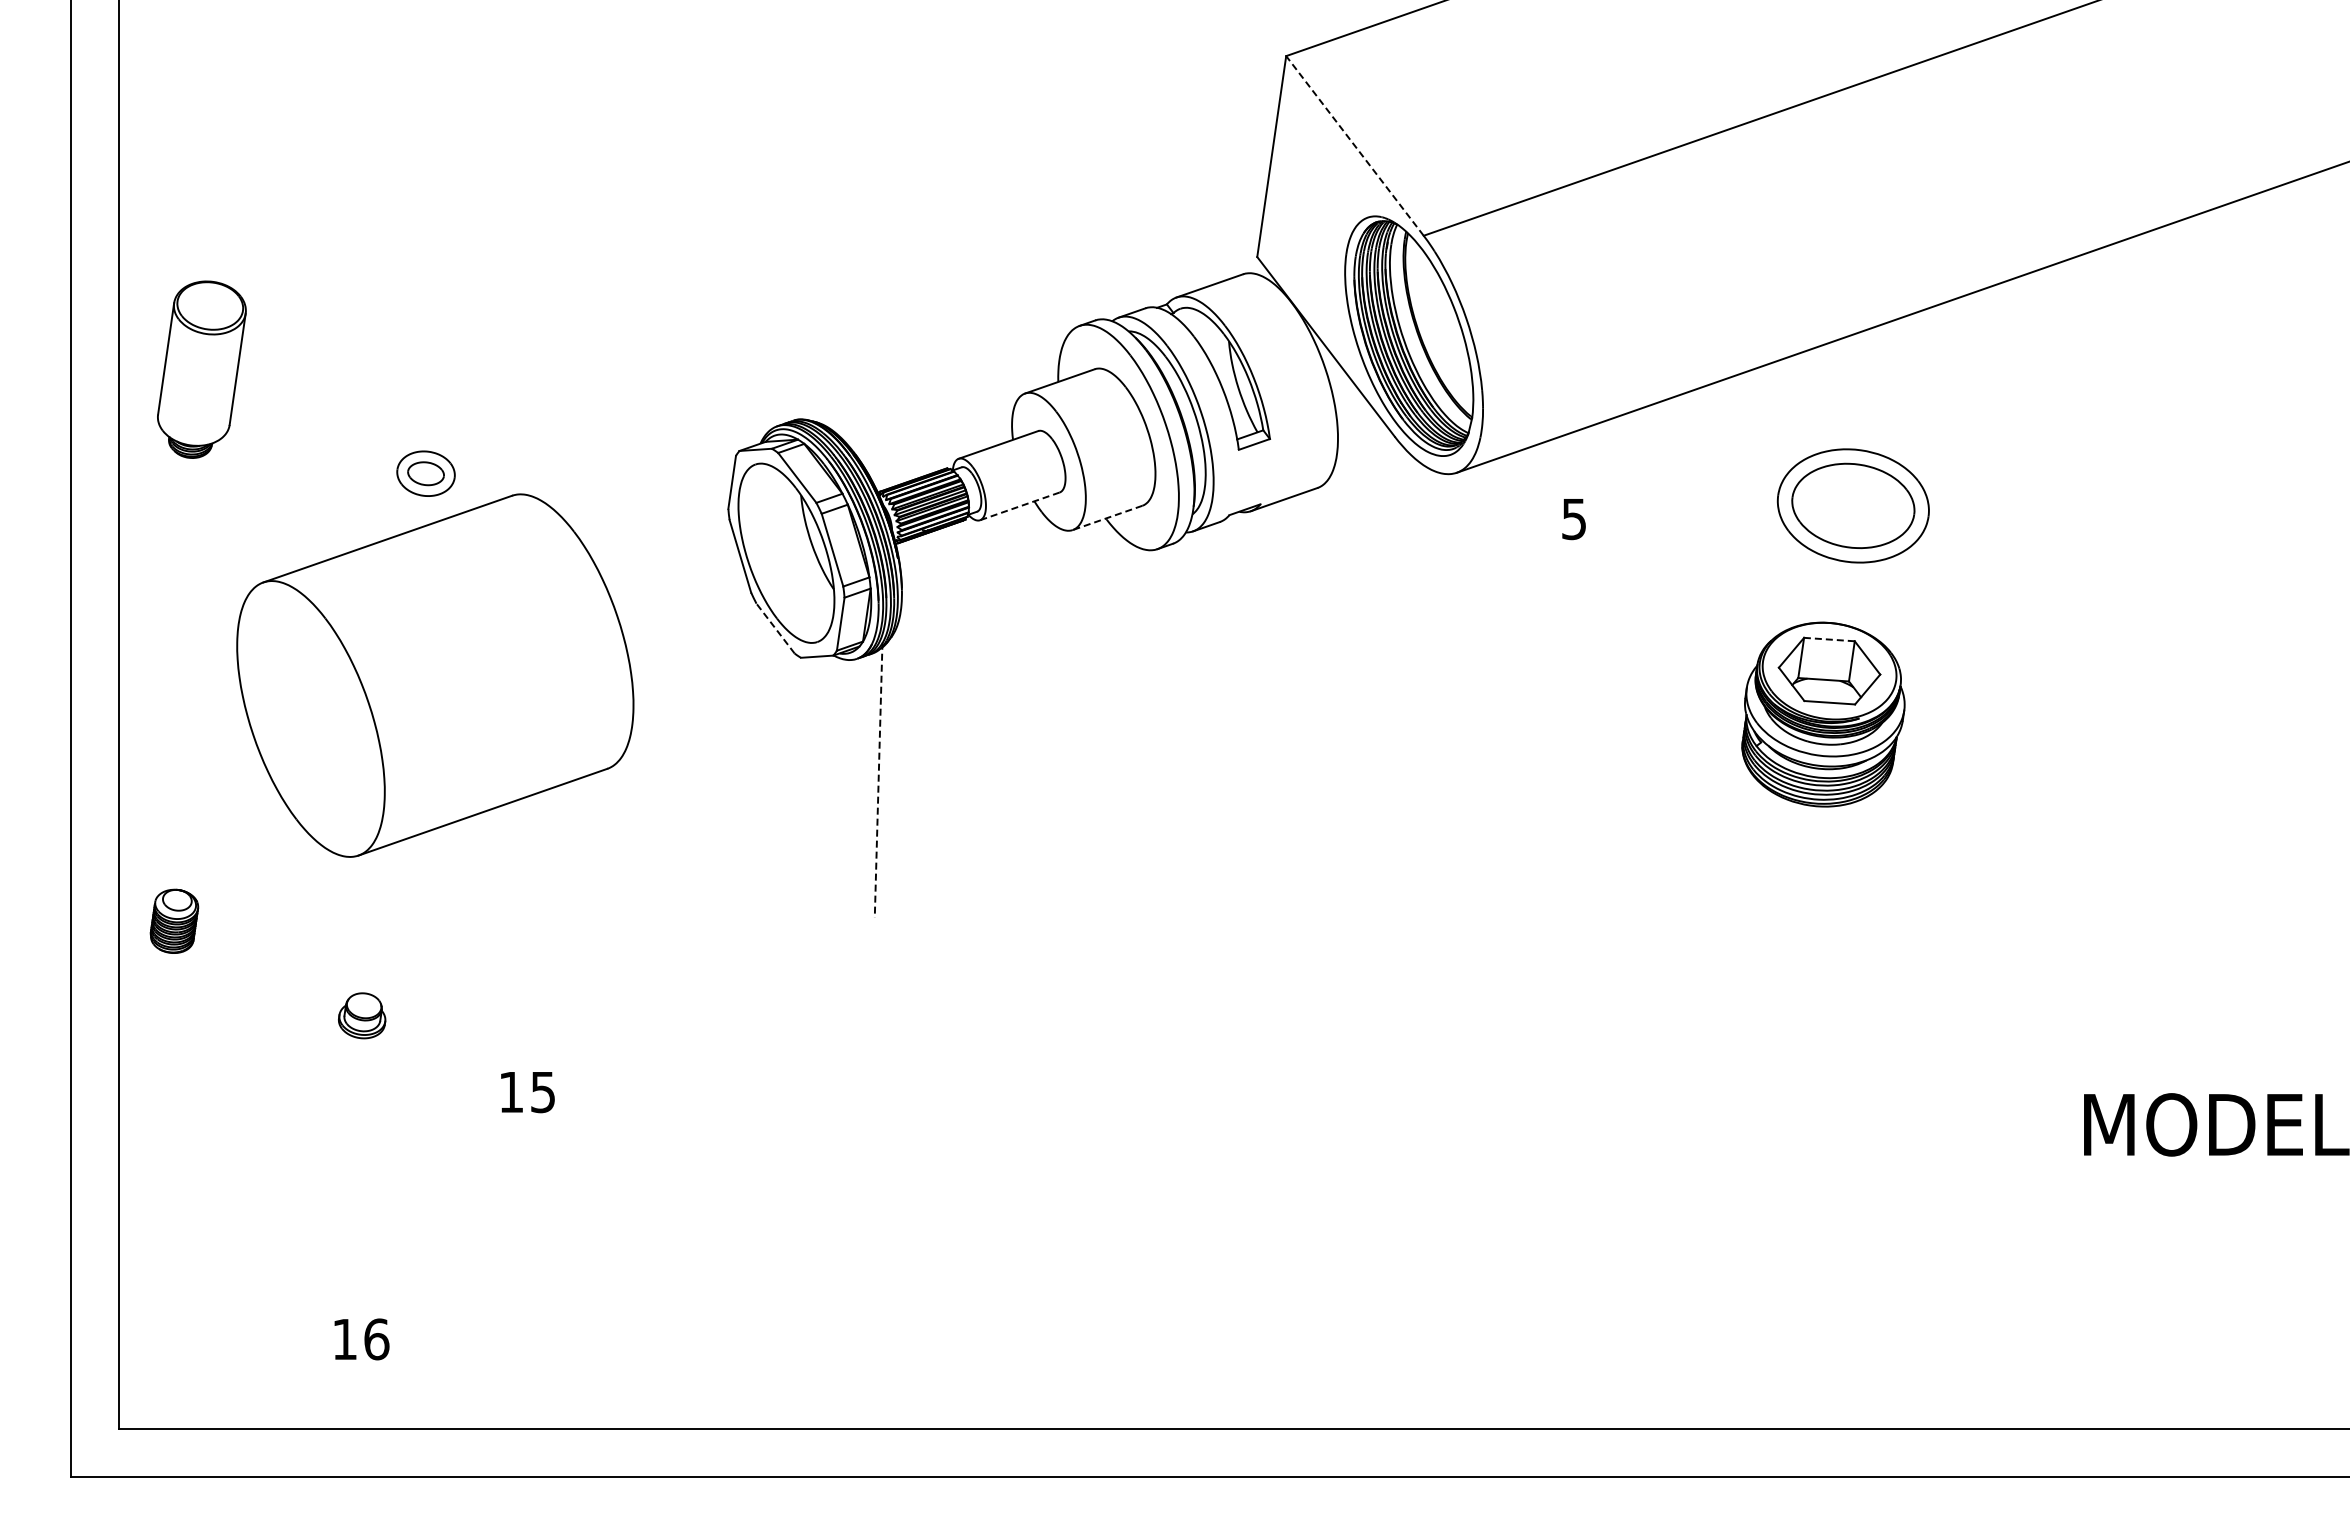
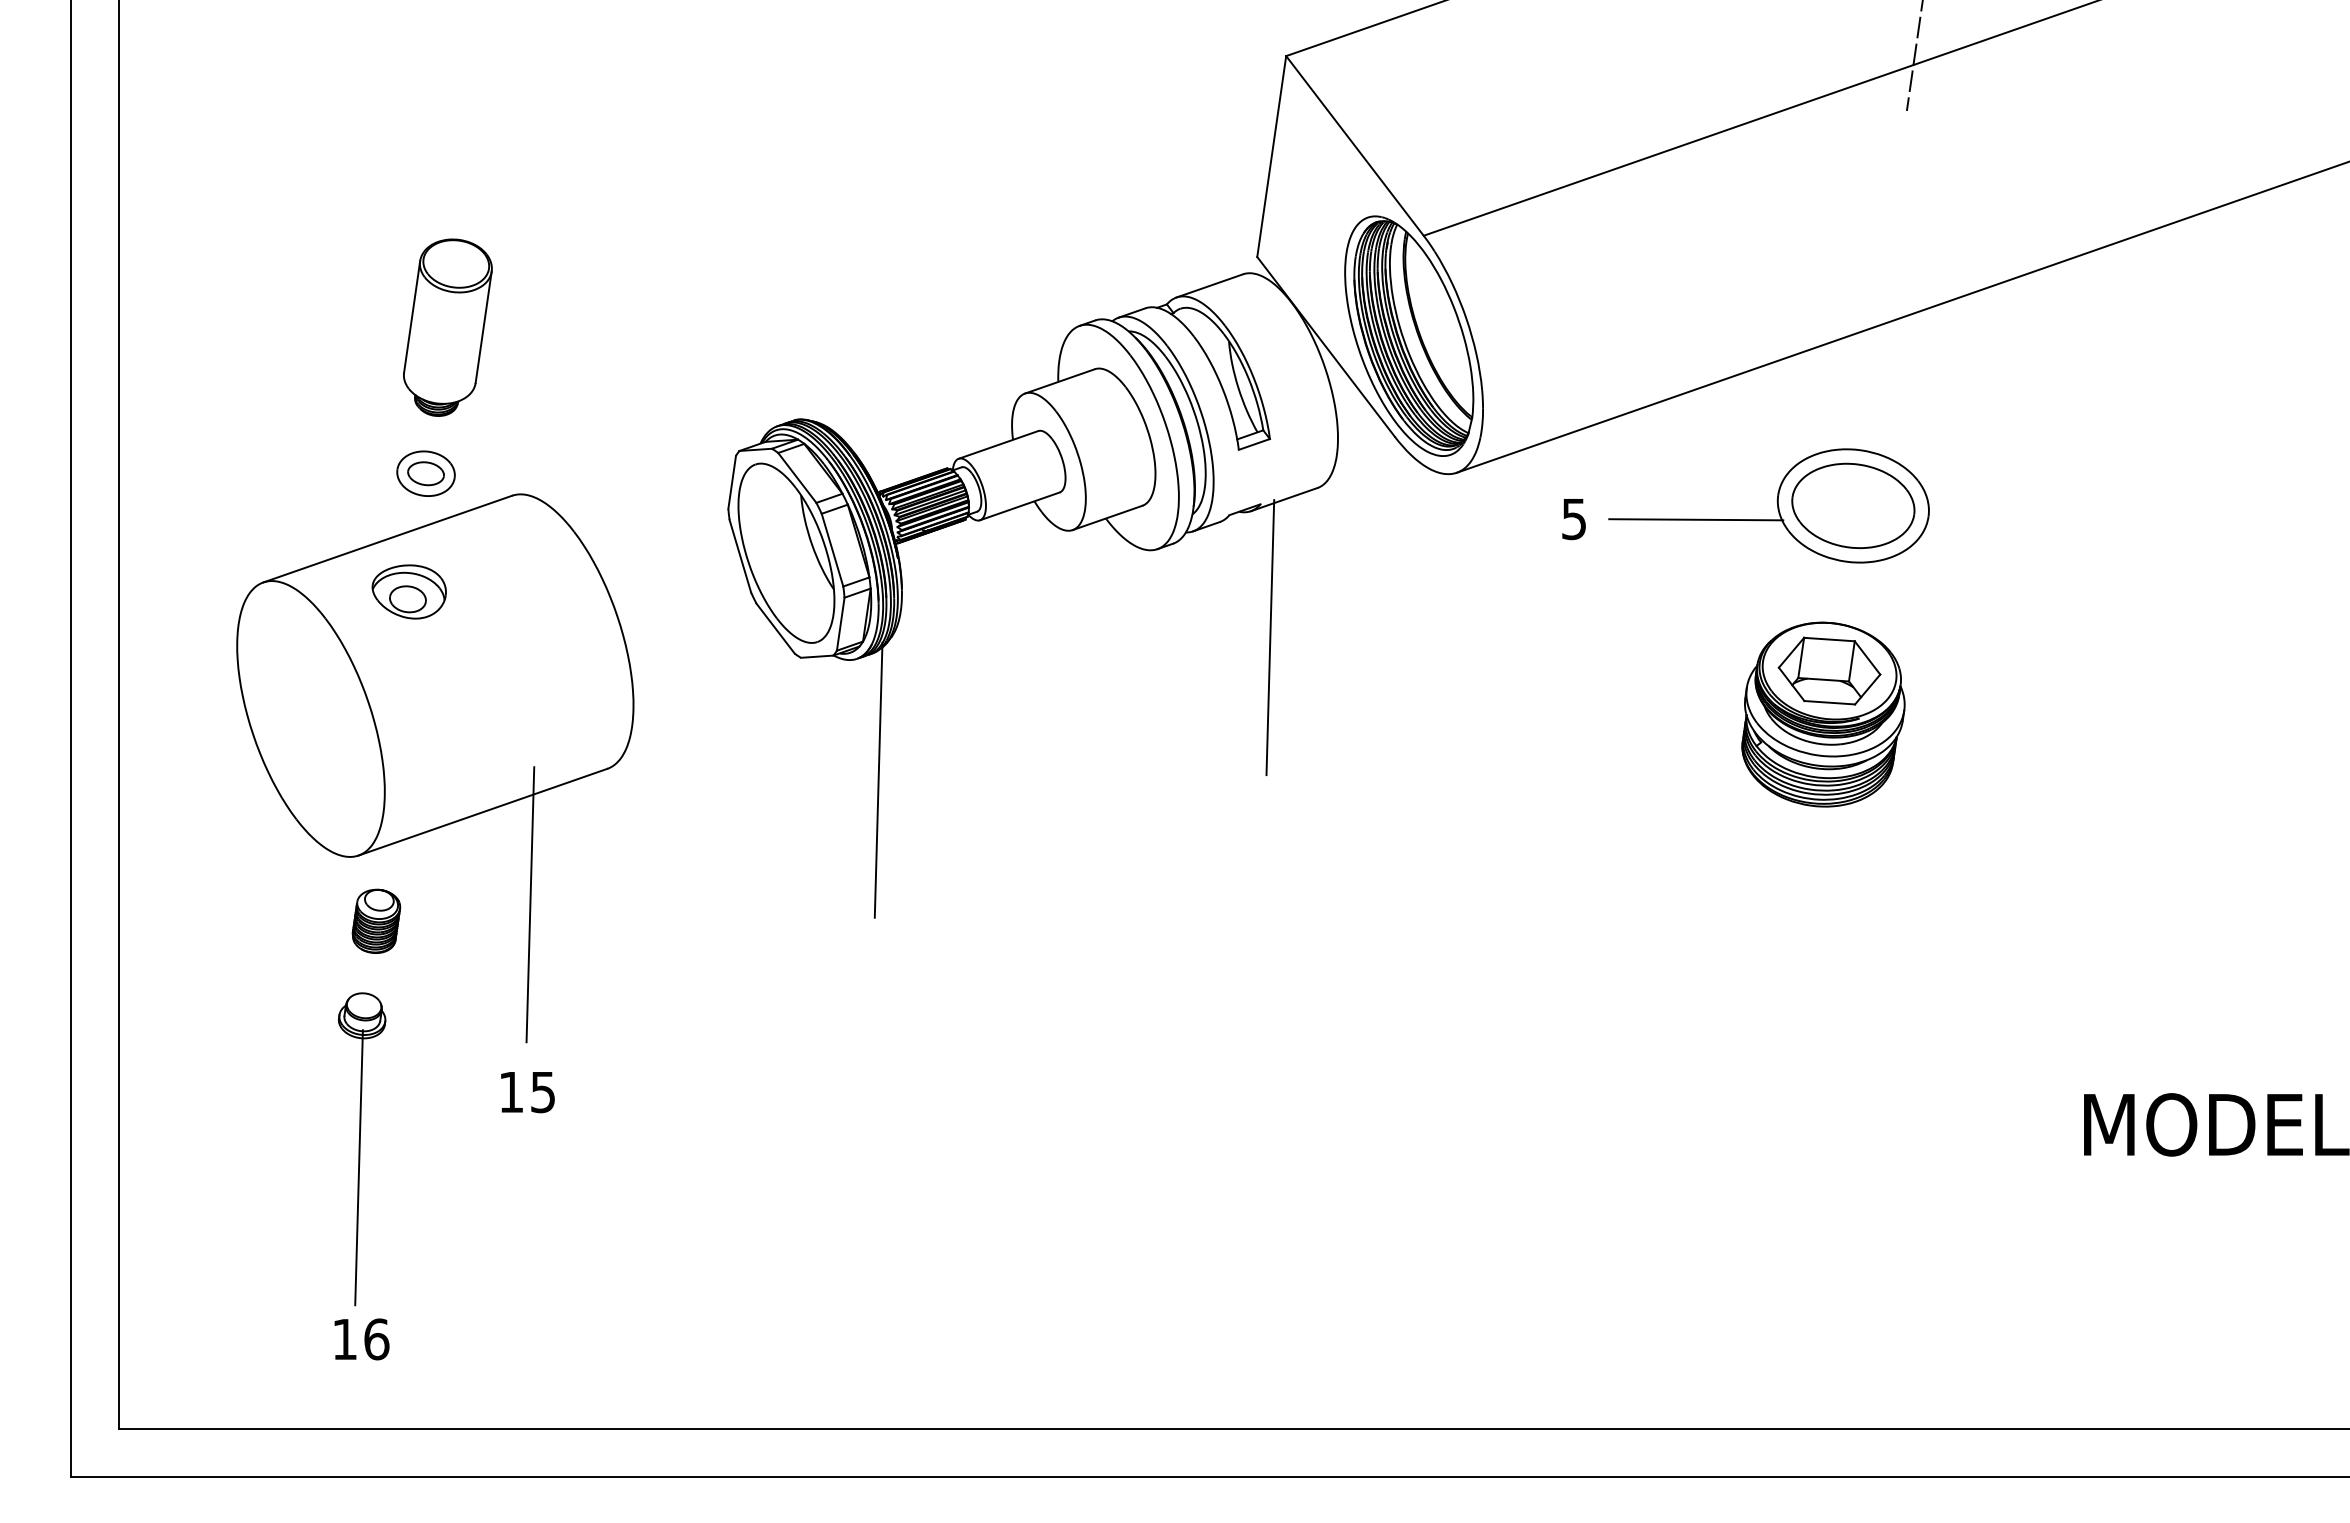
line: none -> present (1914, 56)
line: dashed -> solid (1354, 145)
part position: (201, 369) -> (447, 327) (447, 327)
line: dashed -> solid (1019, 506)
line: dashed -> solid (1107, 517)
line: none -> present (1696, 519)
part: none -> present (408, 591)
line: dashed -> solid (775, 628)
line: none -> present (1270, 637)
line: dashed -> solid (1828, 639)
line: dashed -> solid (878, 780)
line: none -> present (530, 904)
part position: (174, 920) -> (376, 920) (376, 920)
line: none -> present (358, 1167)
